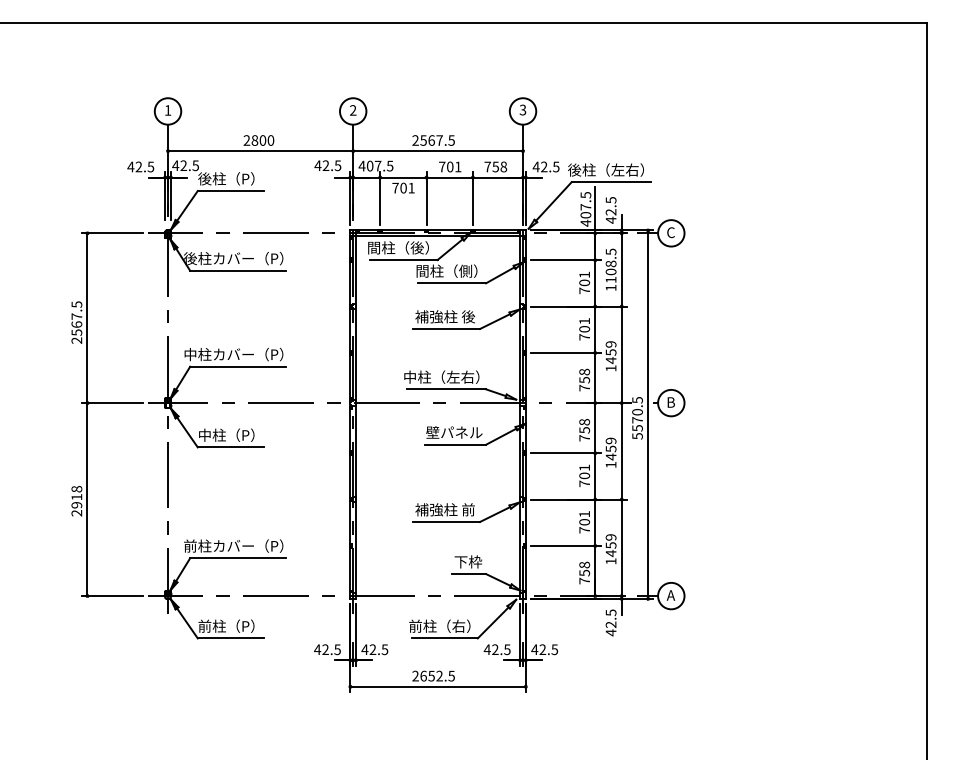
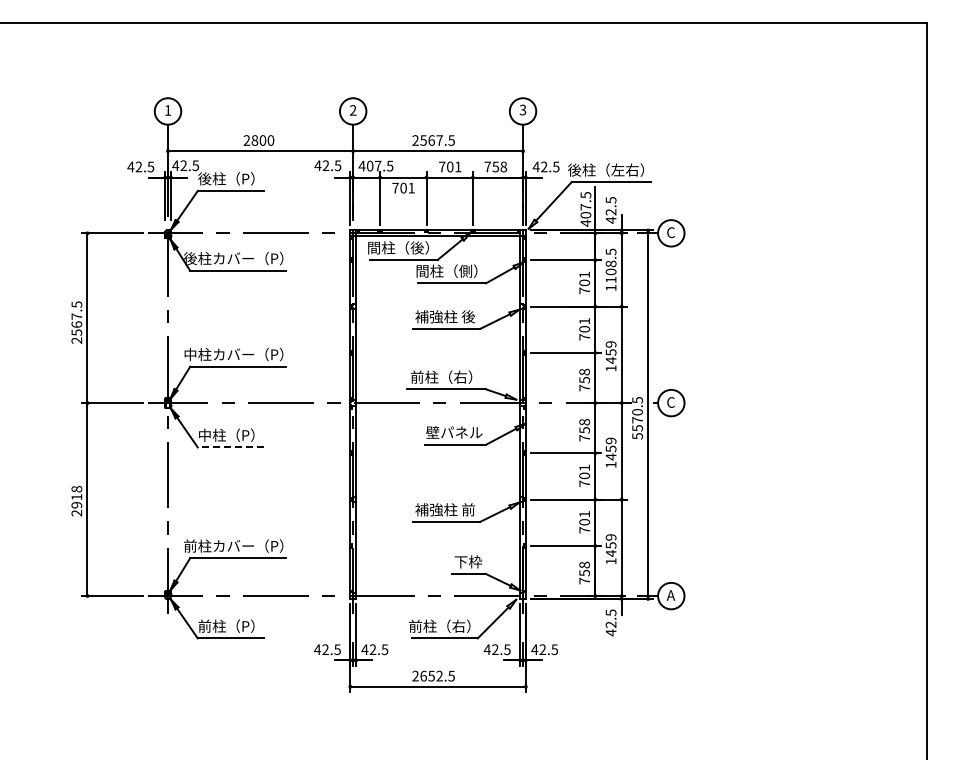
text: 中柱（左右） -> 前柱（右） (441, 376)
text: B -> C (670, 402)
line: solid -> dashed (230, 447)
